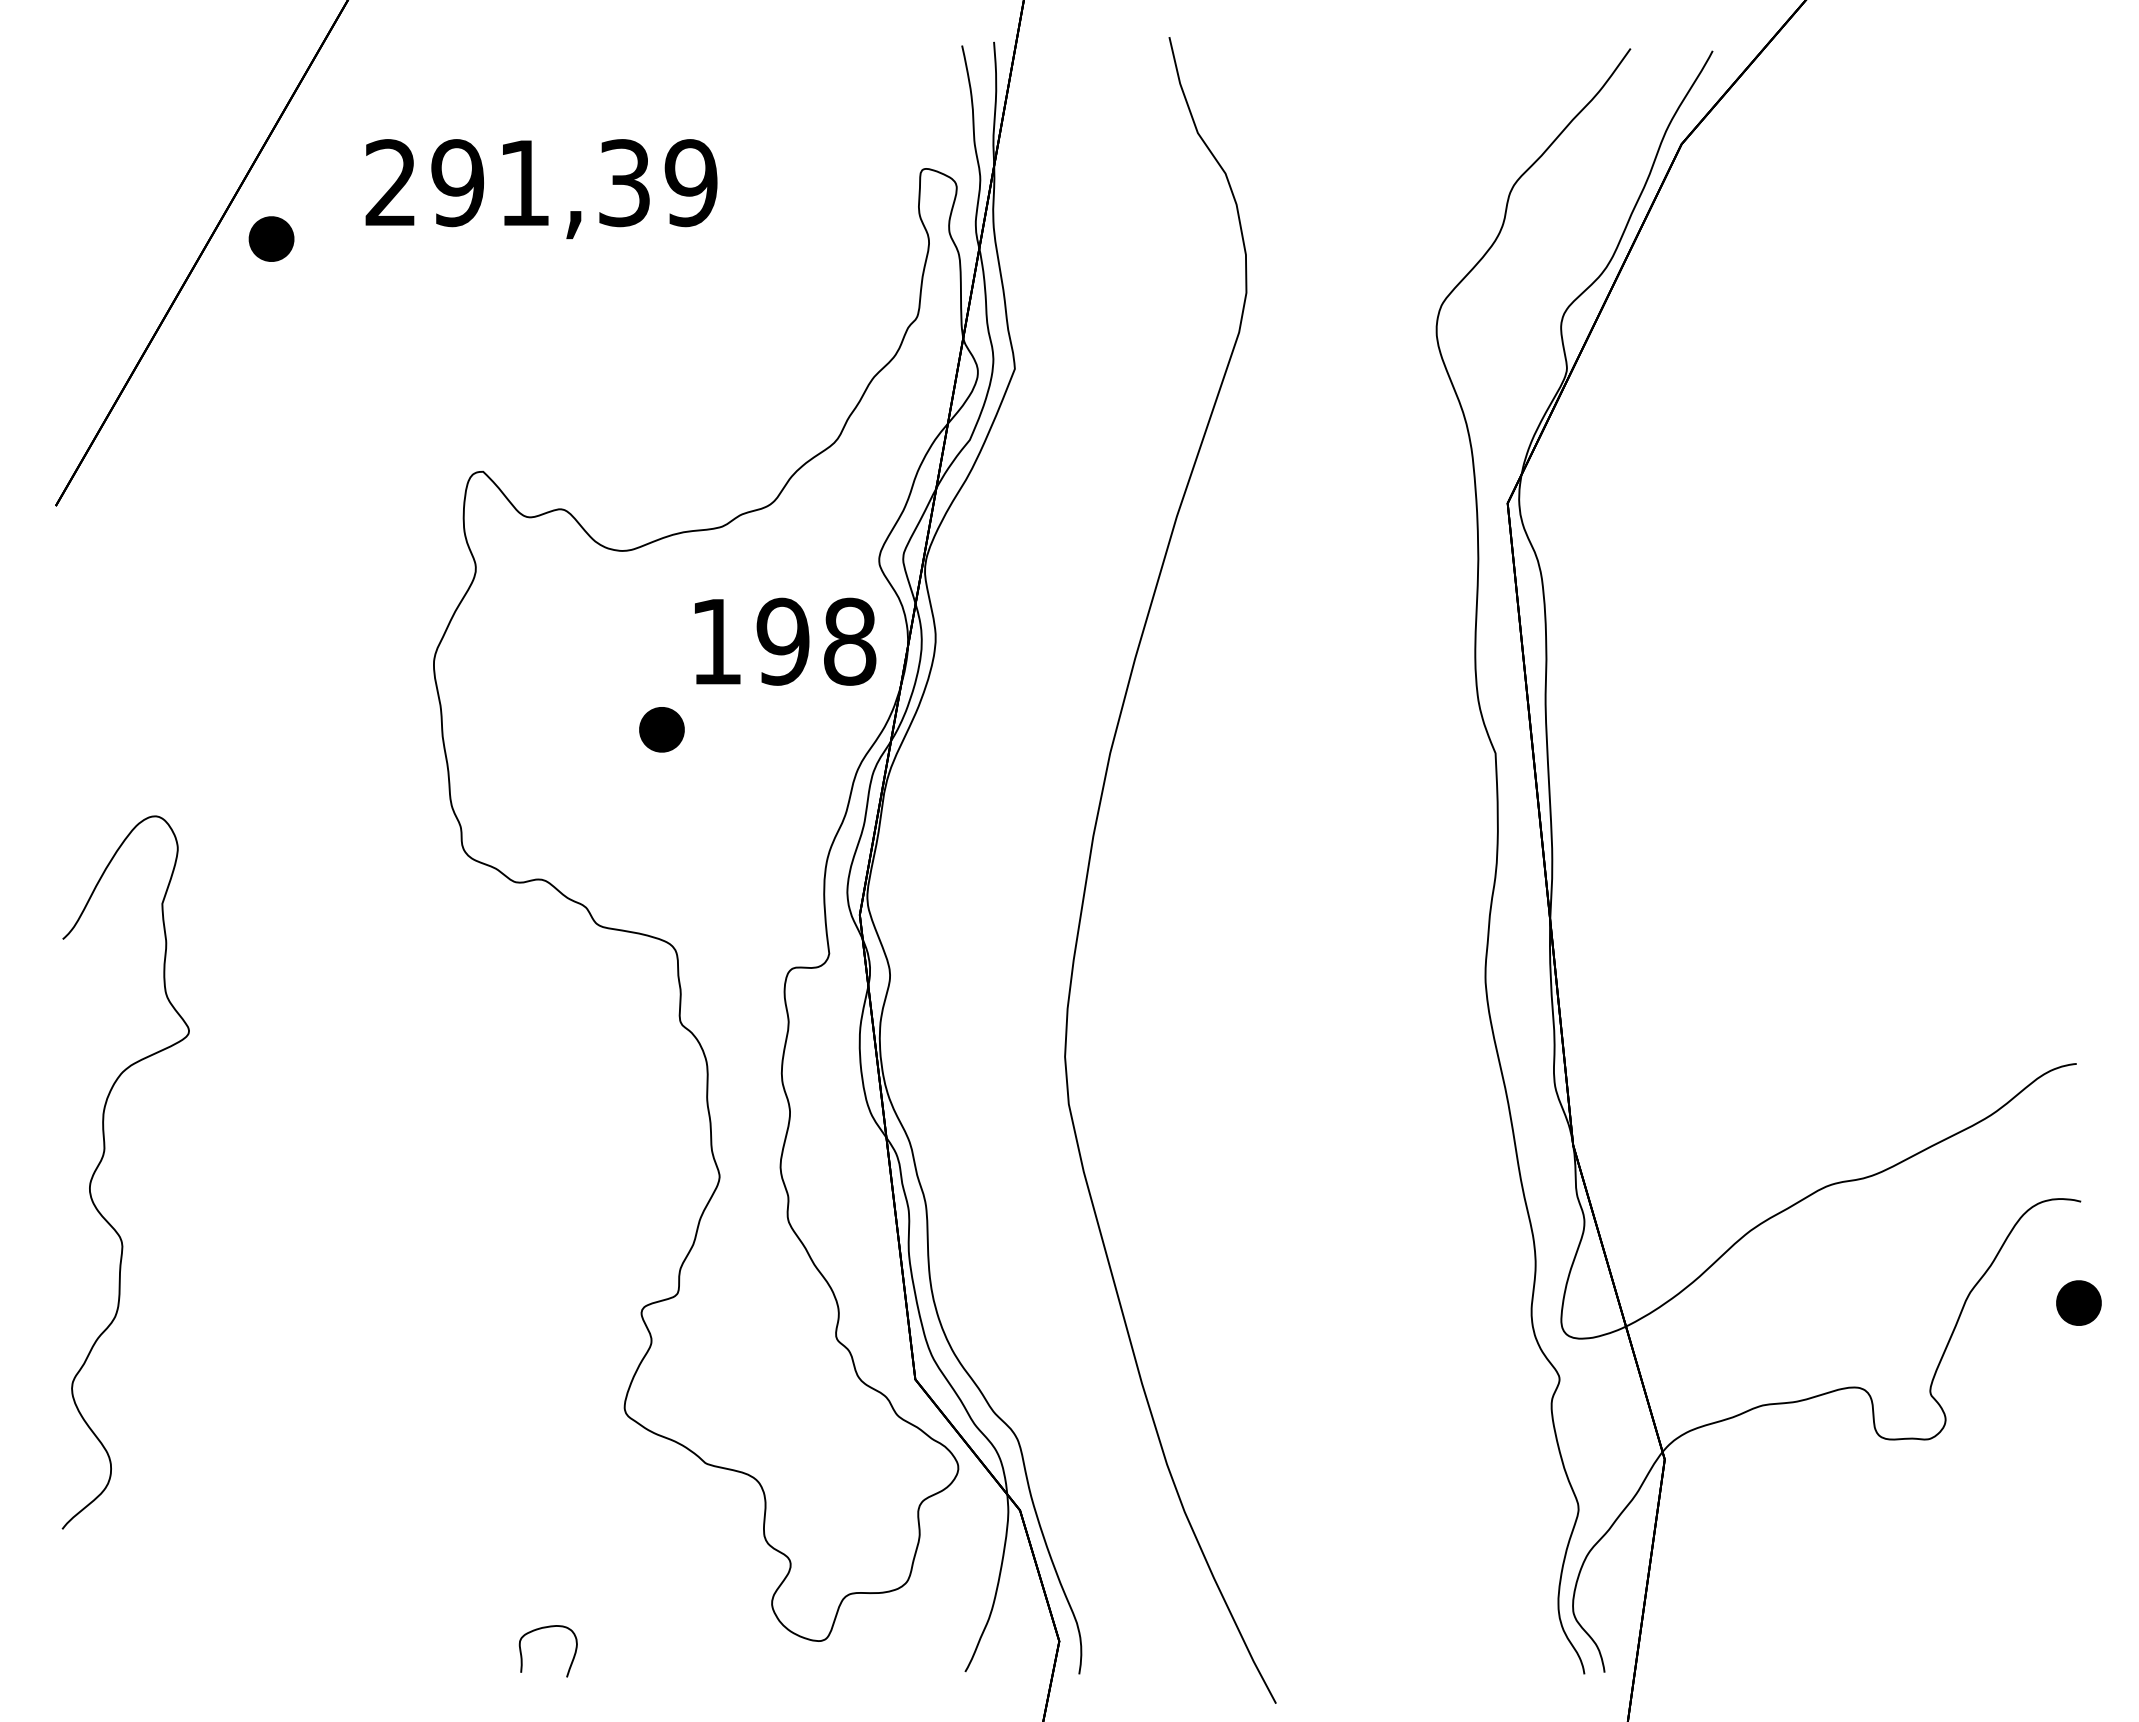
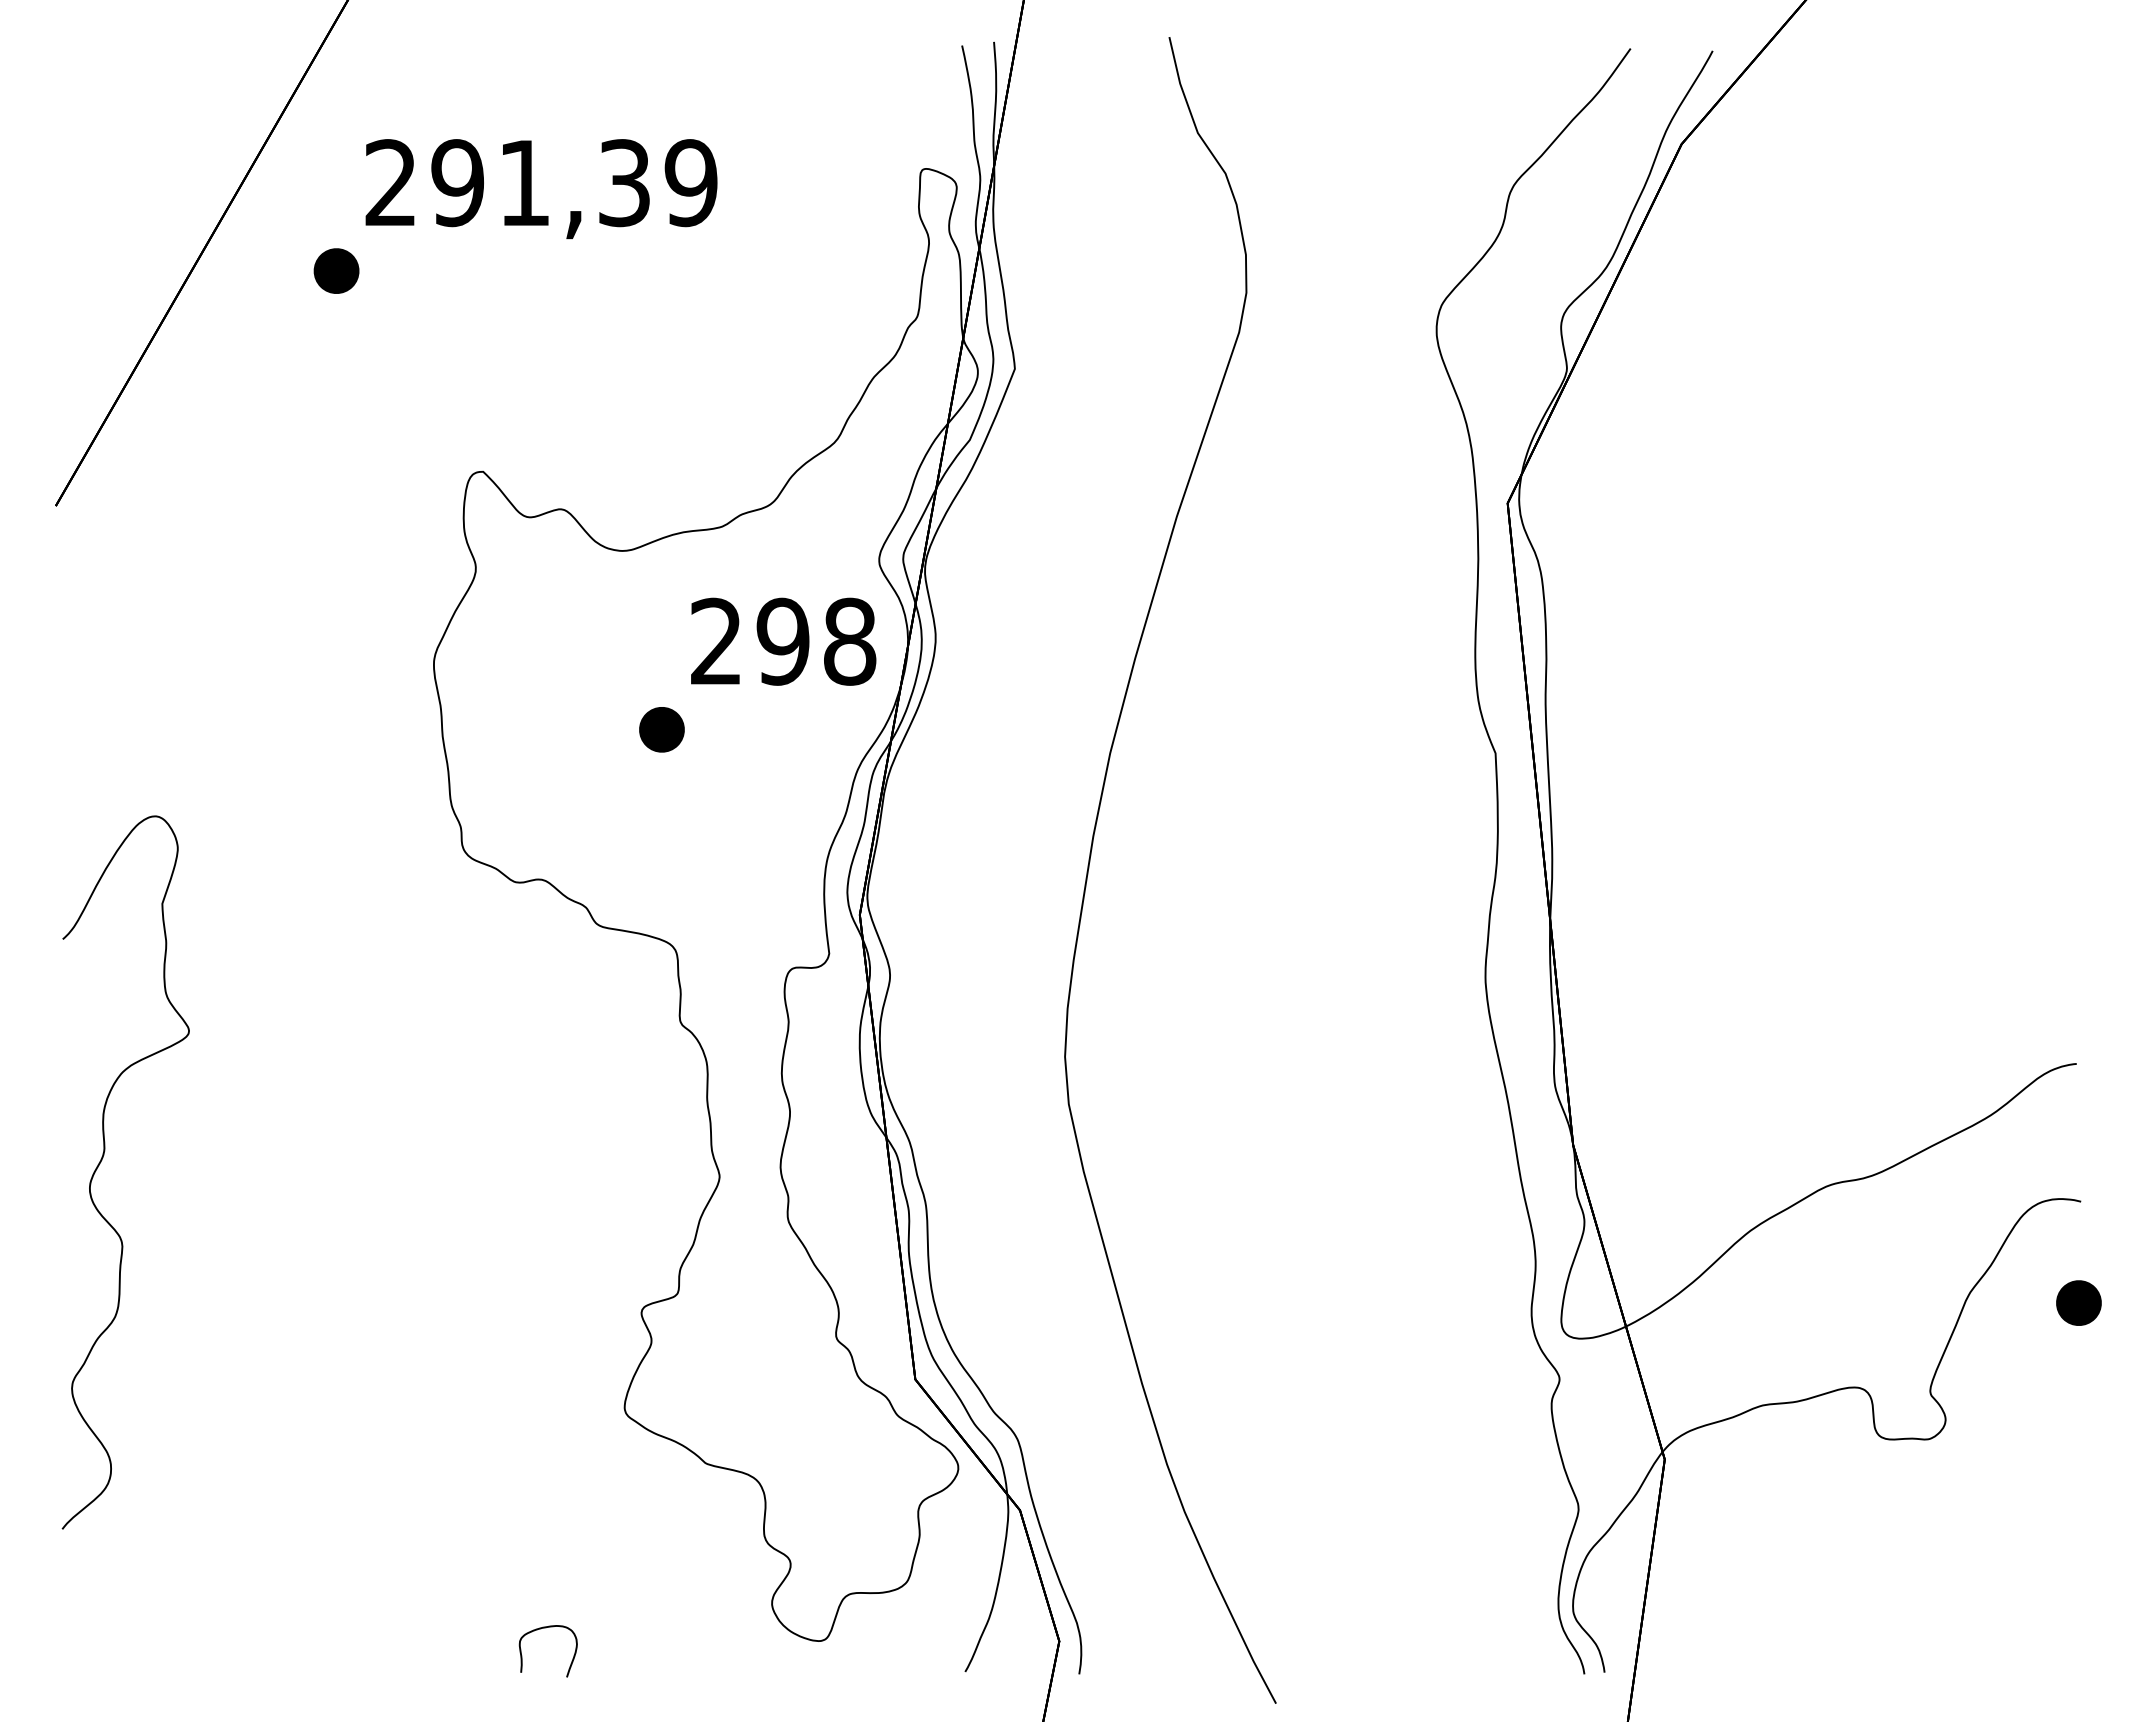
part position: (271, 238) -> (336, 270) (336, 270)
text: 198 -> 298 (715, 640)
